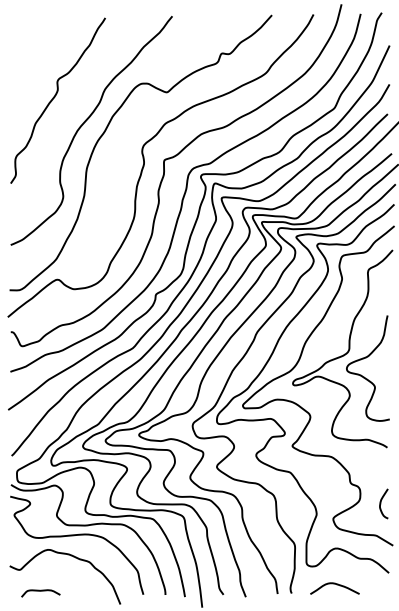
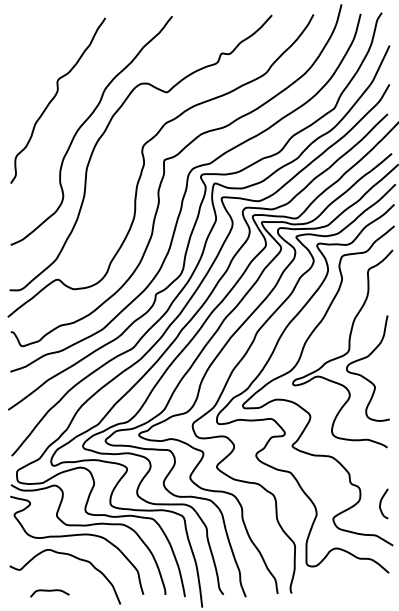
curve: present -> none (336, 585)
curve position: (40, 591) -> (49, 591) (49, 591)
